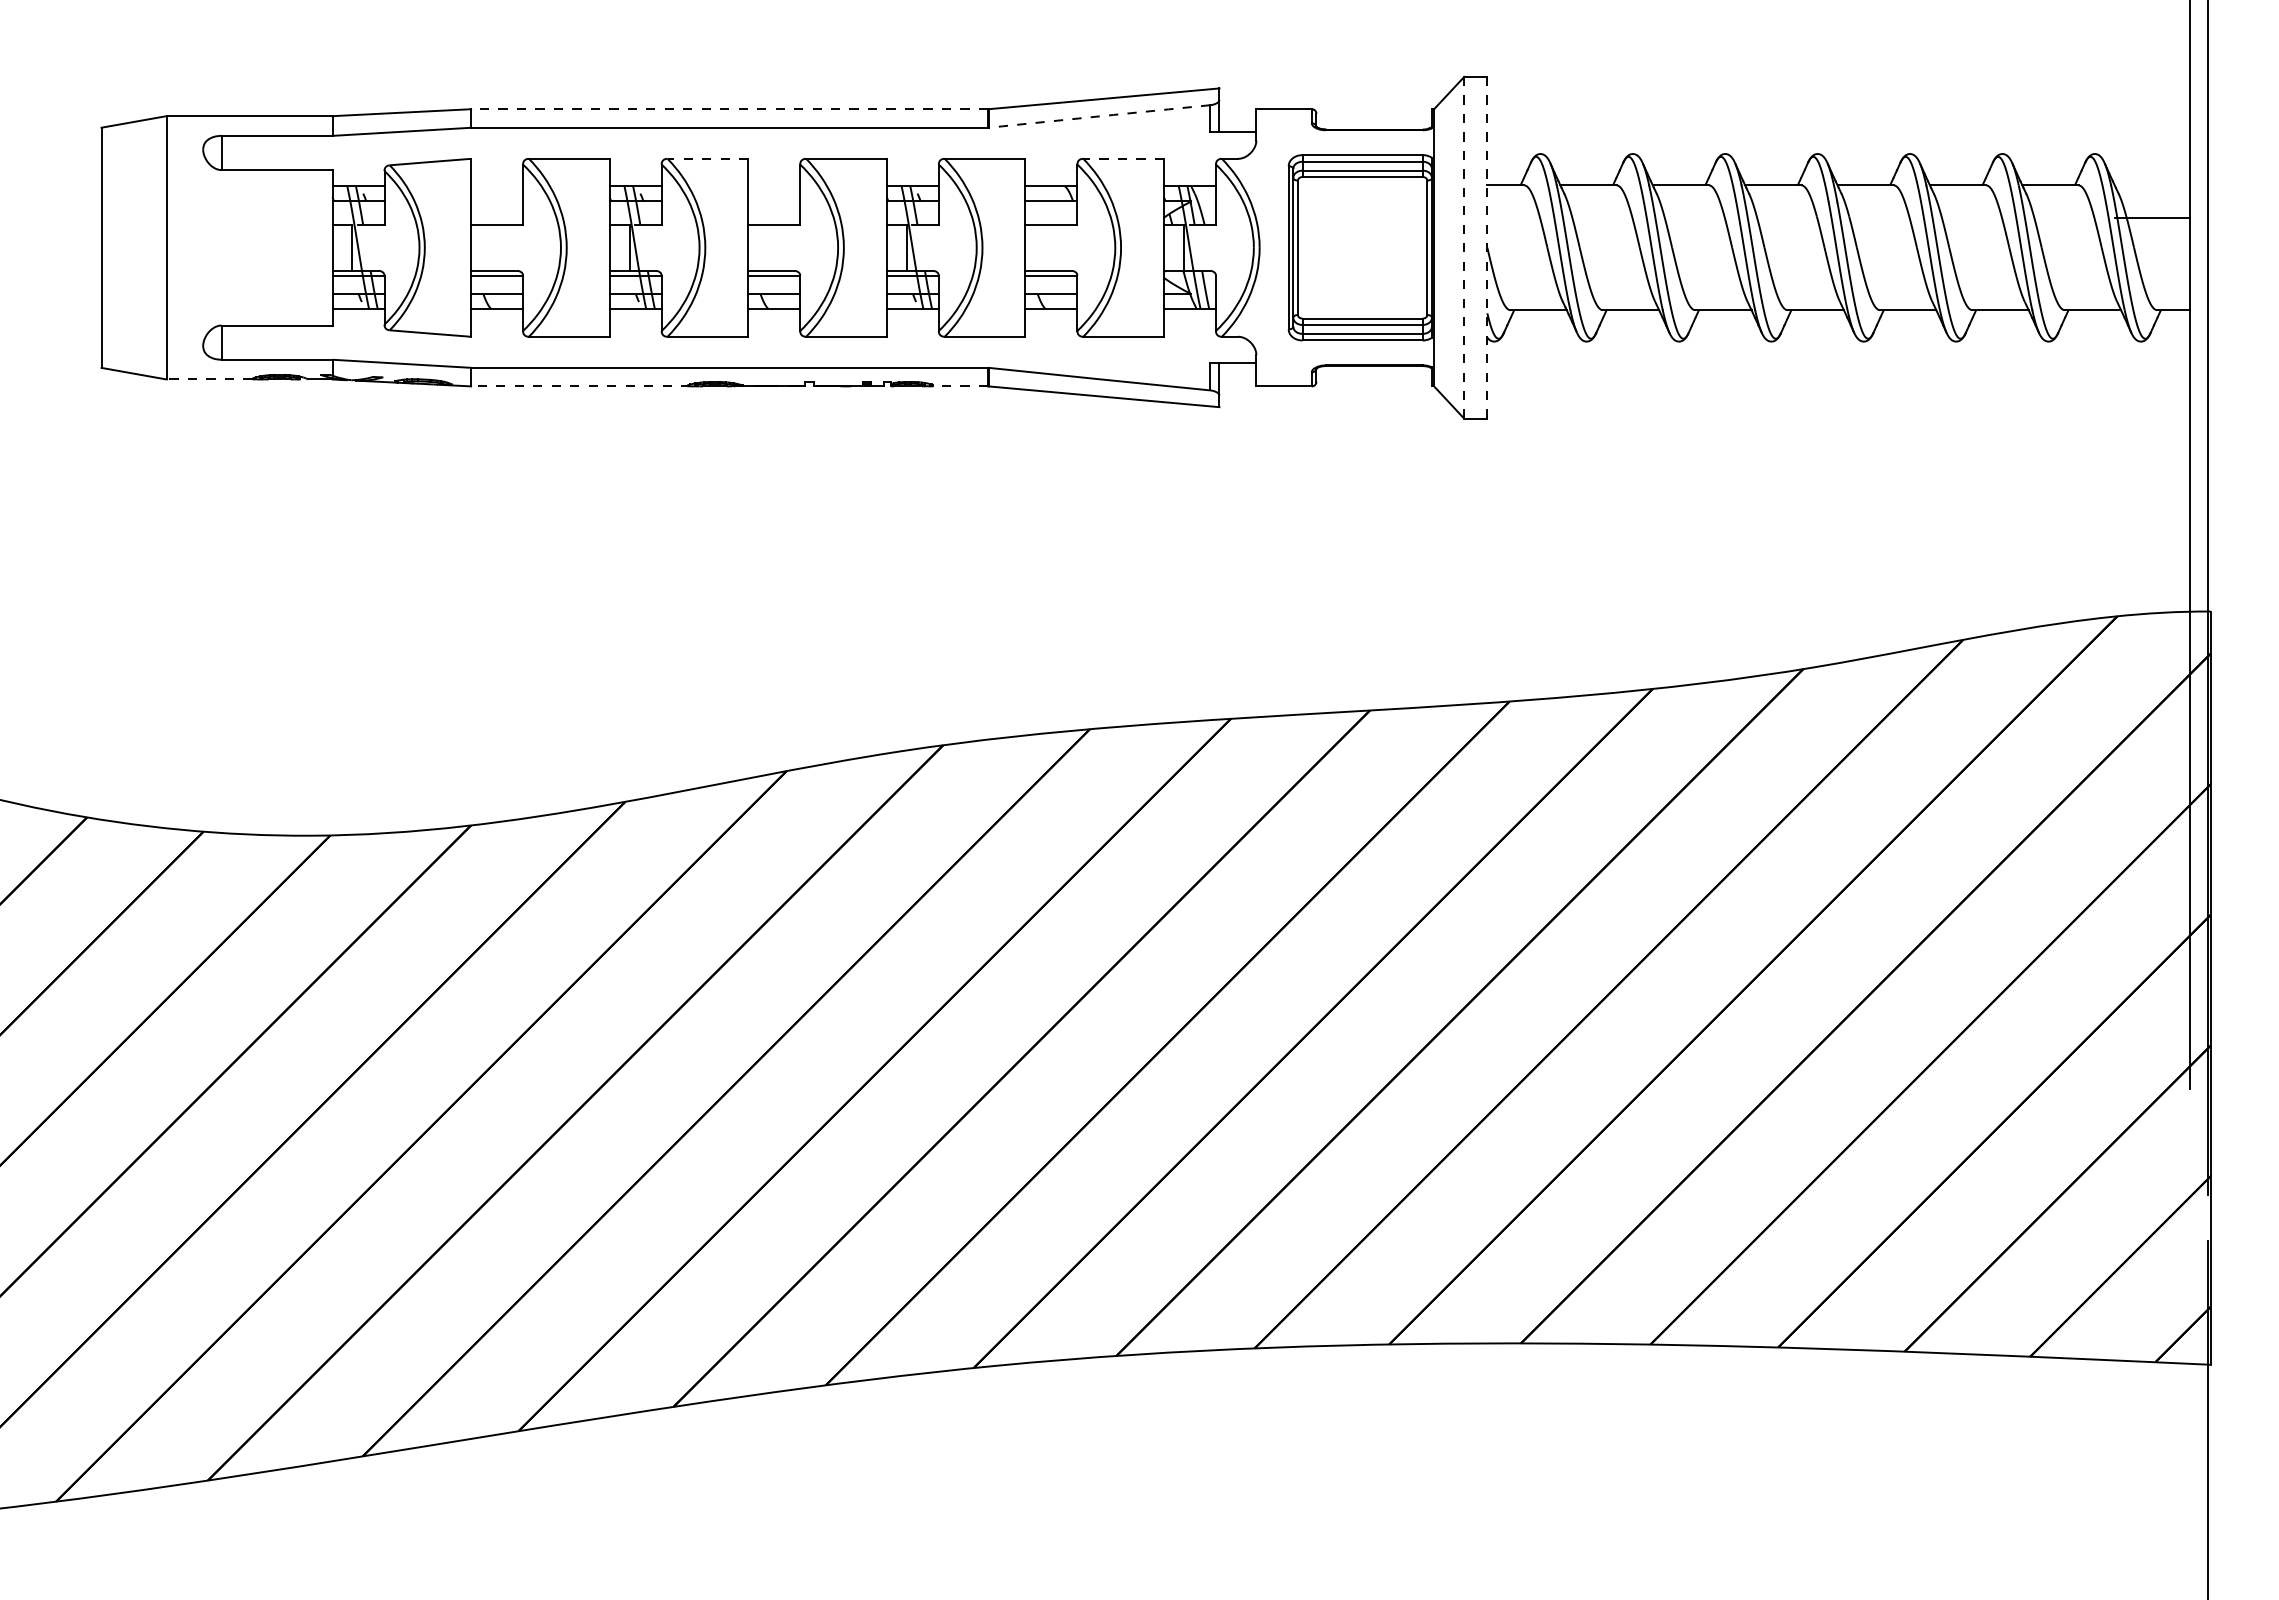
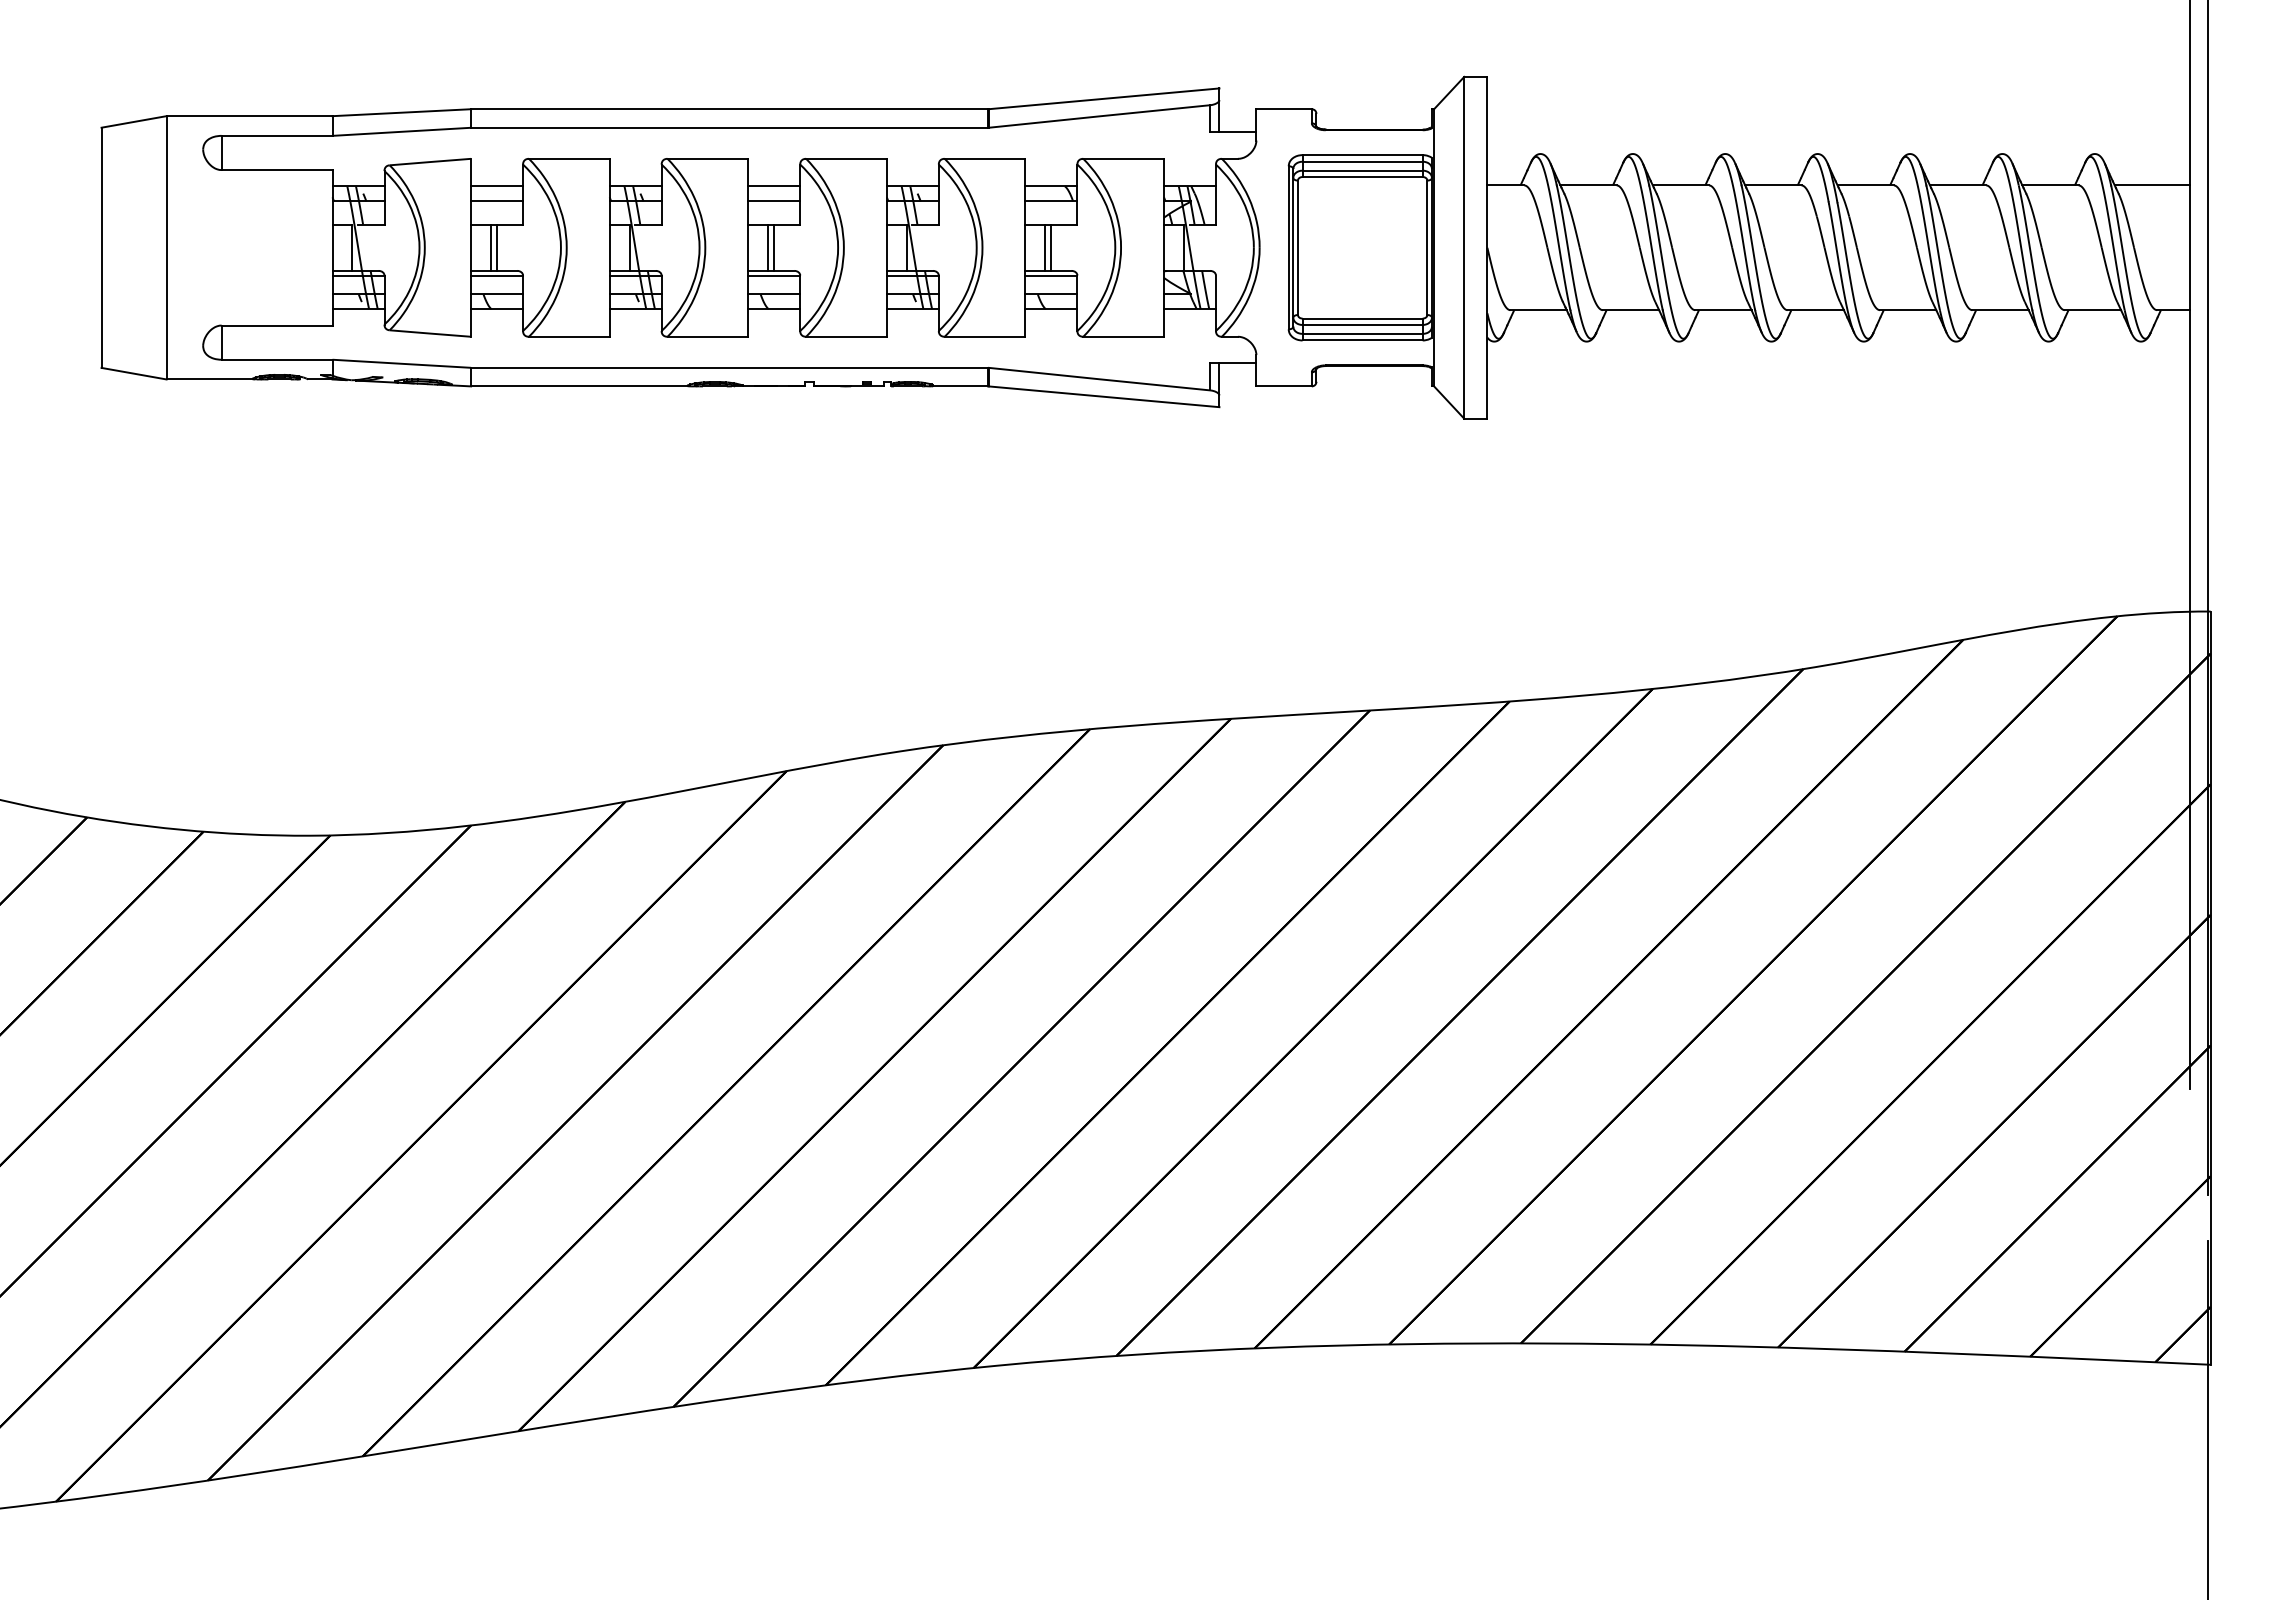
line: dashed -> solid (729, 109)
arc: dashed -> solid (1099, 116)
line: dashed -> solid (707, 158)
line: dashed -> solid (1123, 158)
line: none -> present (497, 186)
line: none -> present (774, 186)
line: none -> present (497, 201)
line: none -> present (774, 201)
line position: (2152, 218) -> (2152, 185) (2152, 185)
line: none -> present (490, 247)
line: none -> present (496, 247)
line: none -> present (768, 247)
line: none -> present (773, 247)
line: none -> present (1045, 247)
line: none -> present (1051, 247)
line: dashed -> solid (1464, 247)
line: dashed -> solid (1487, 247)
line: dashed -> solid (209, 379)
line: dashed -> solid (580, 386)
line: dashed -> solid (960, 386)
